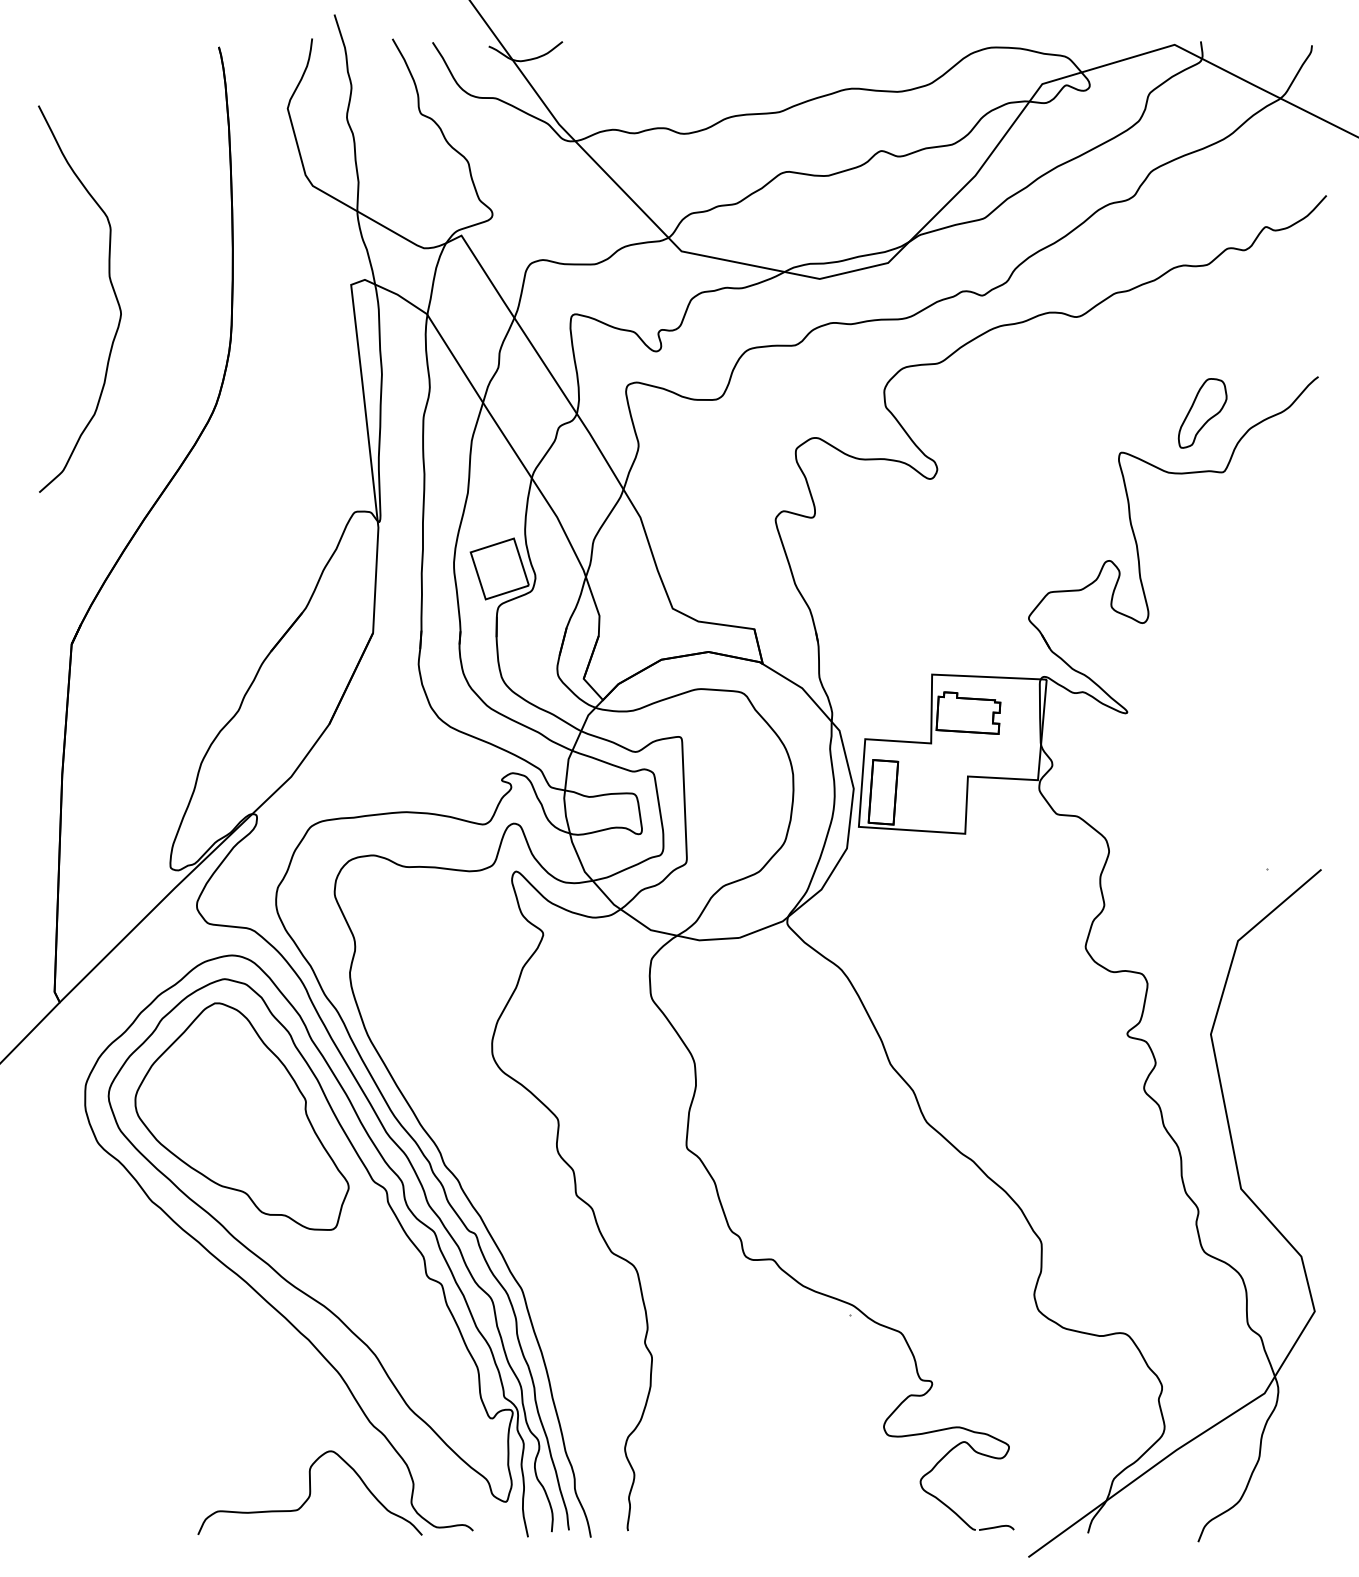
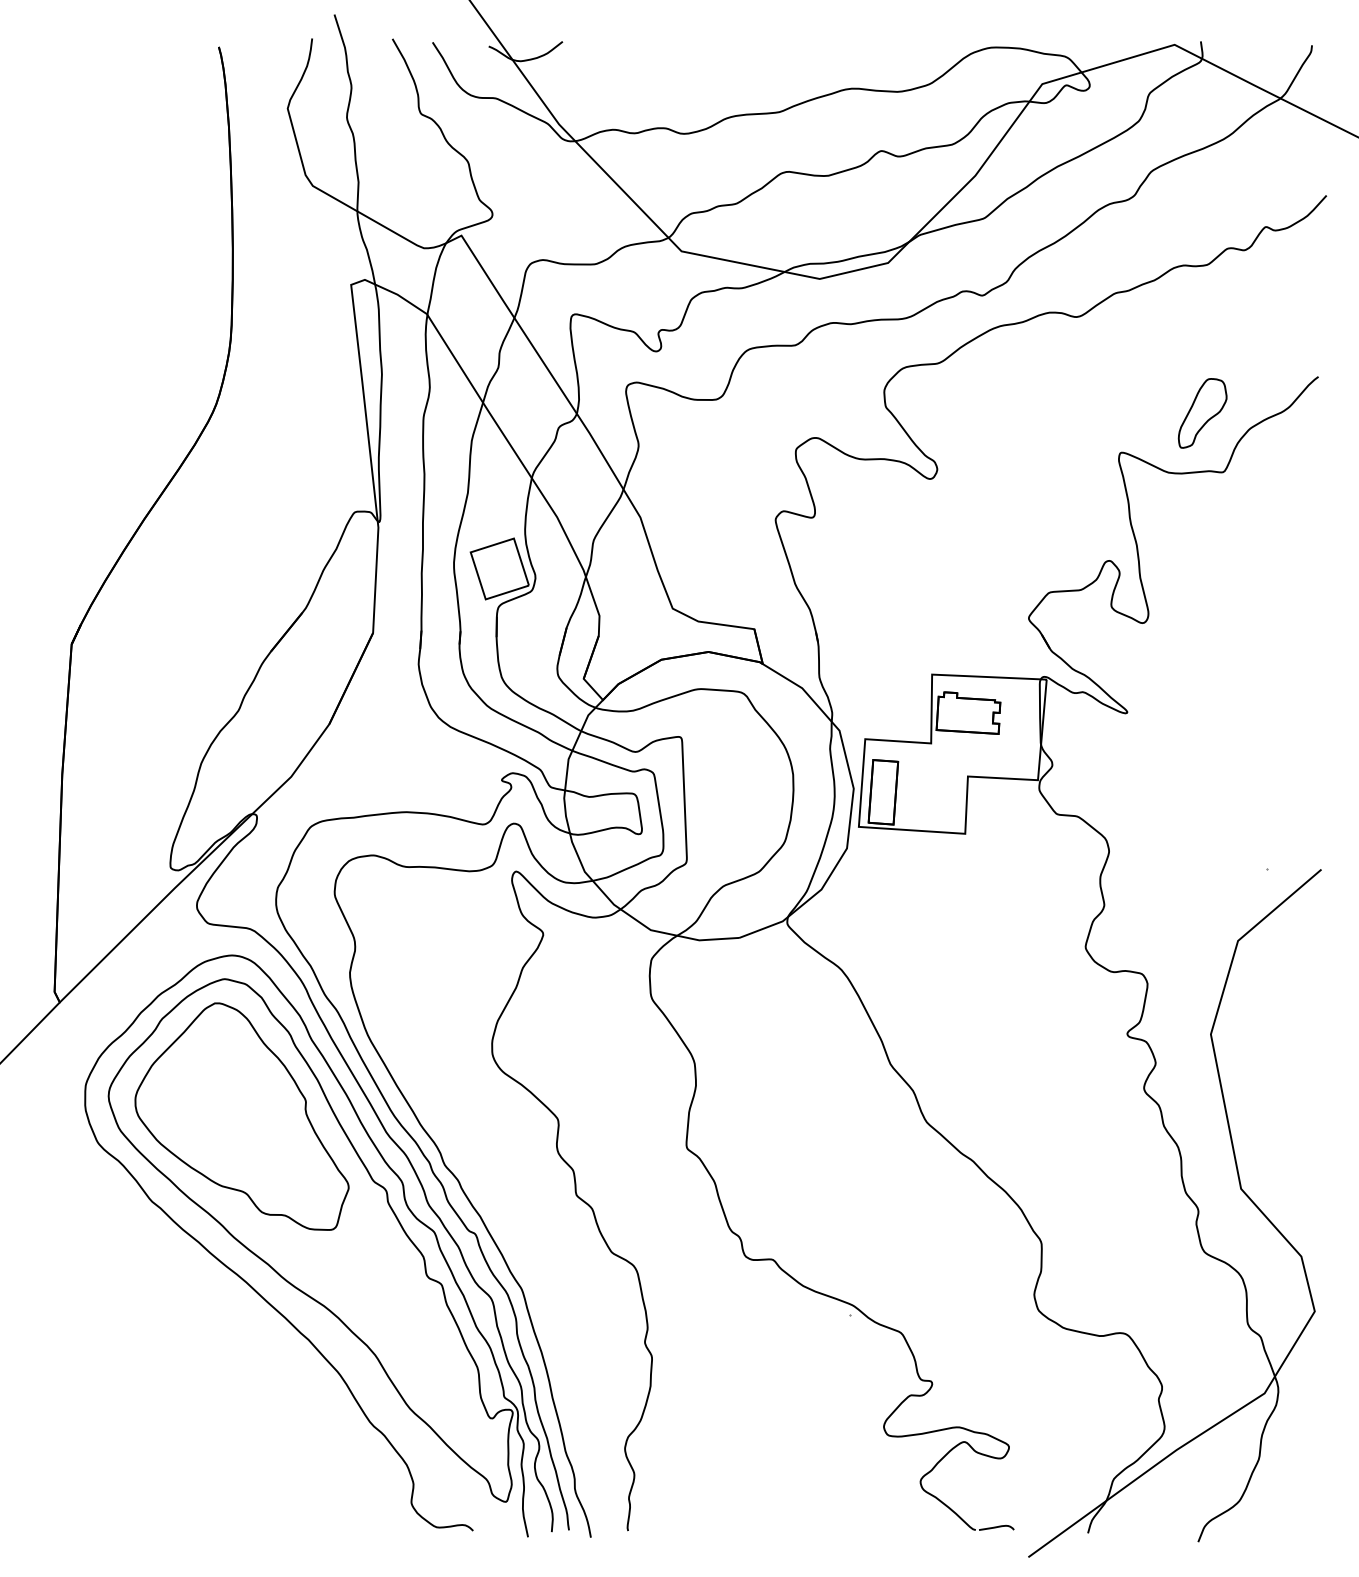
curve: present -> none (111, 286)
curve: present -> none (309, 1492)
